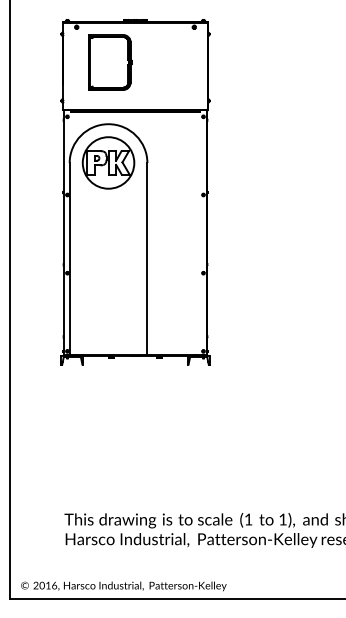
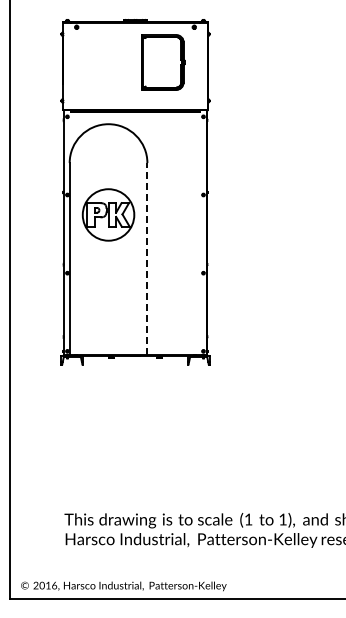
part position: (110, 62) -> (163, 62) (163, 62)
part position: (108, 162) -> (108, 214) (108, 214)
line: solid -> dashed (147, 259)
